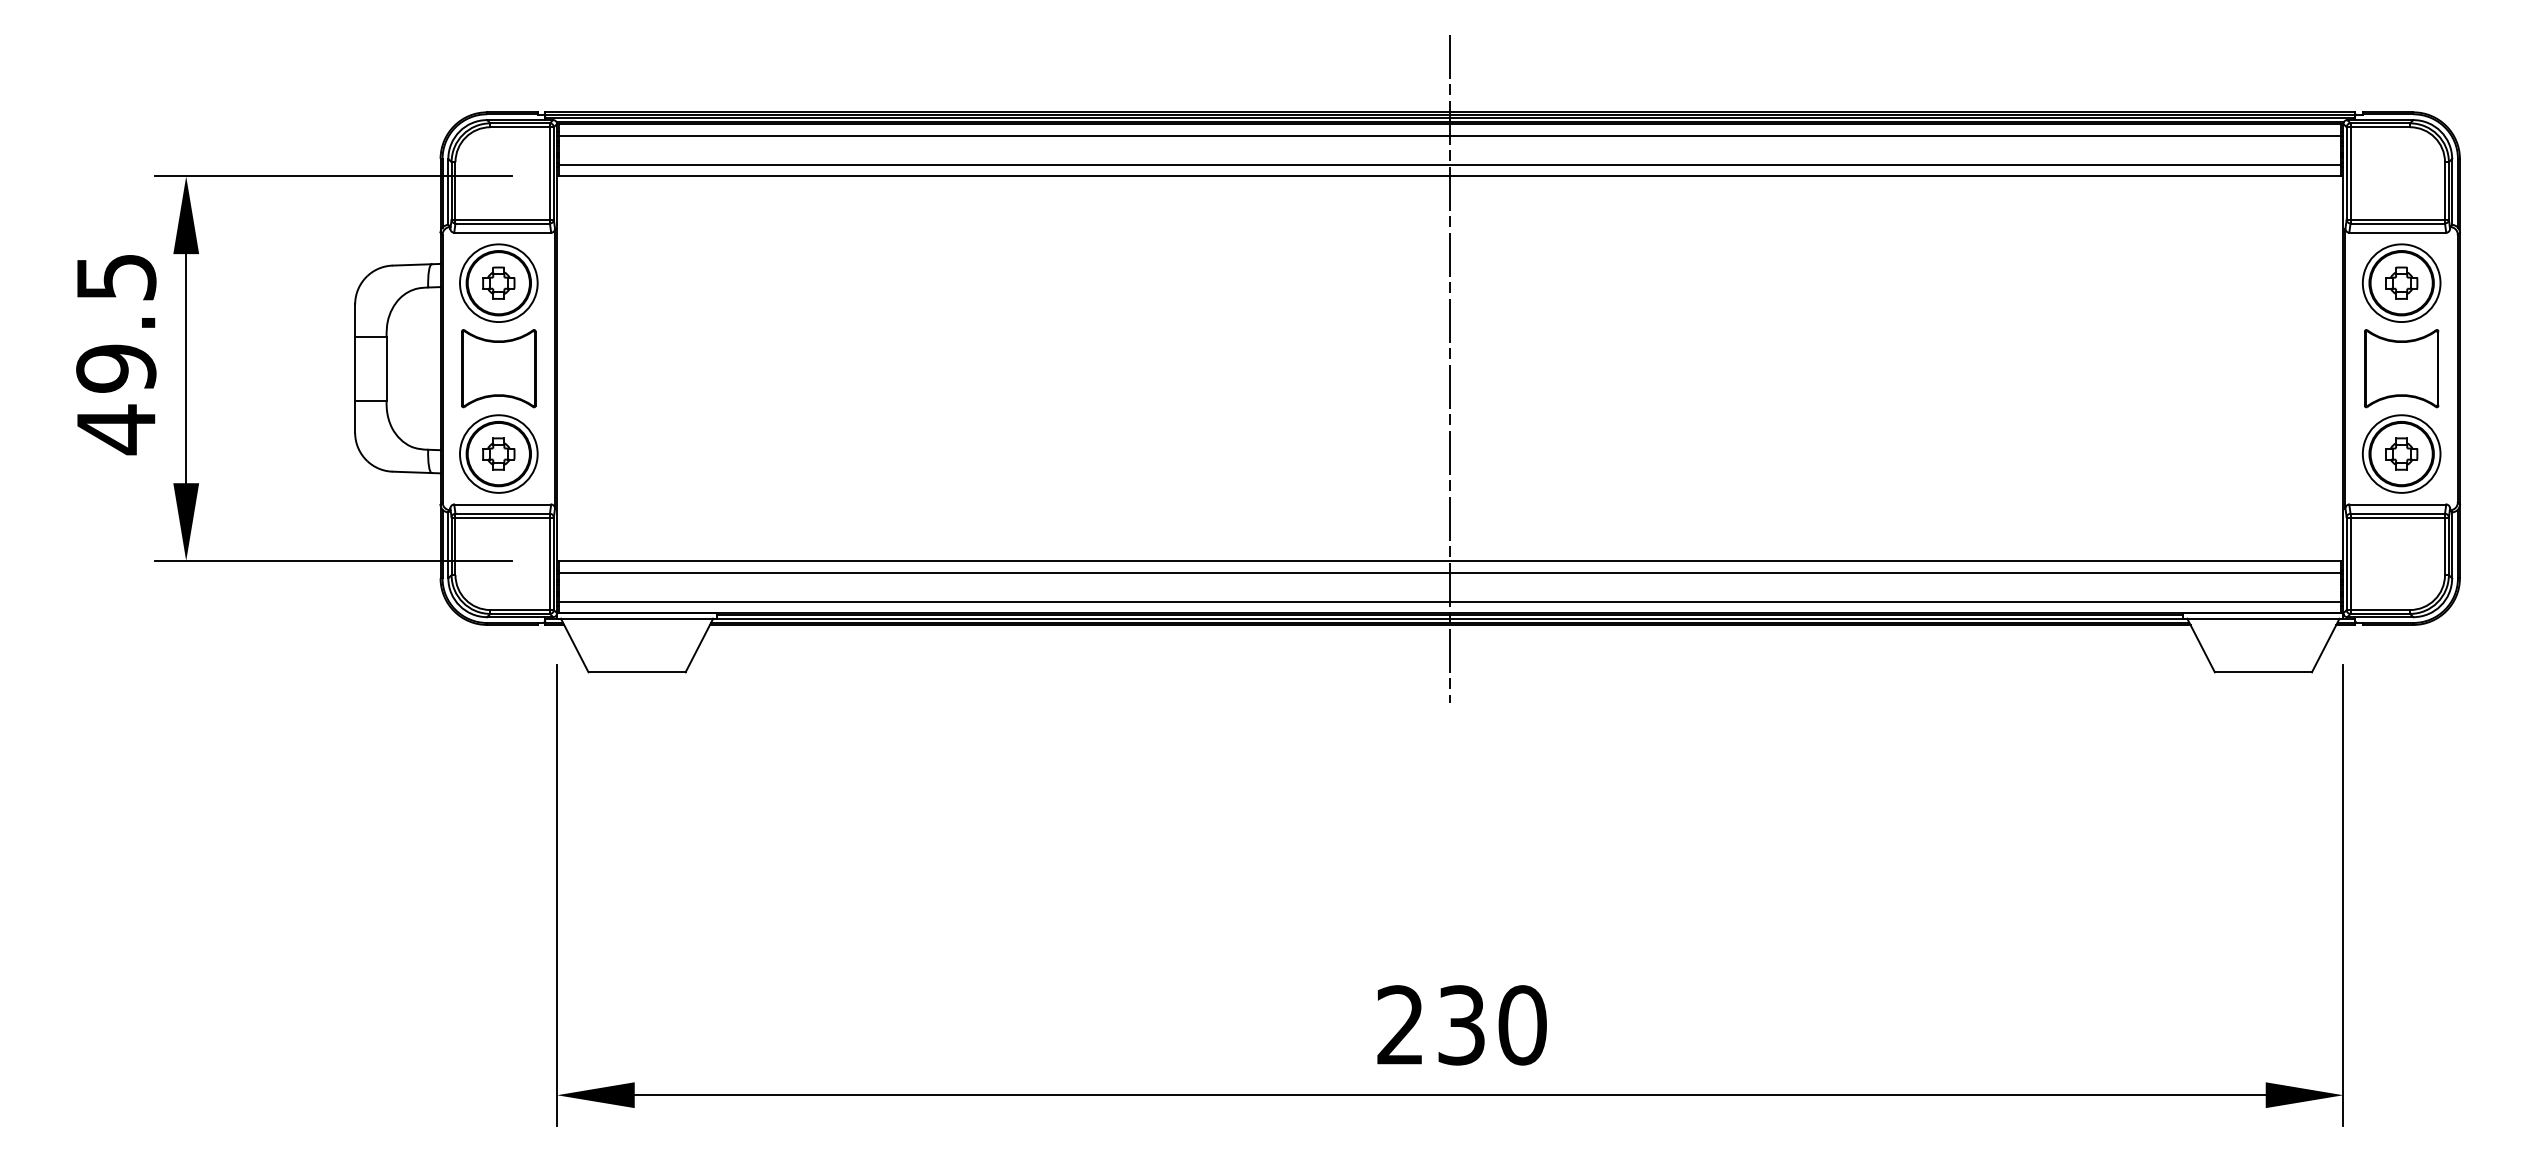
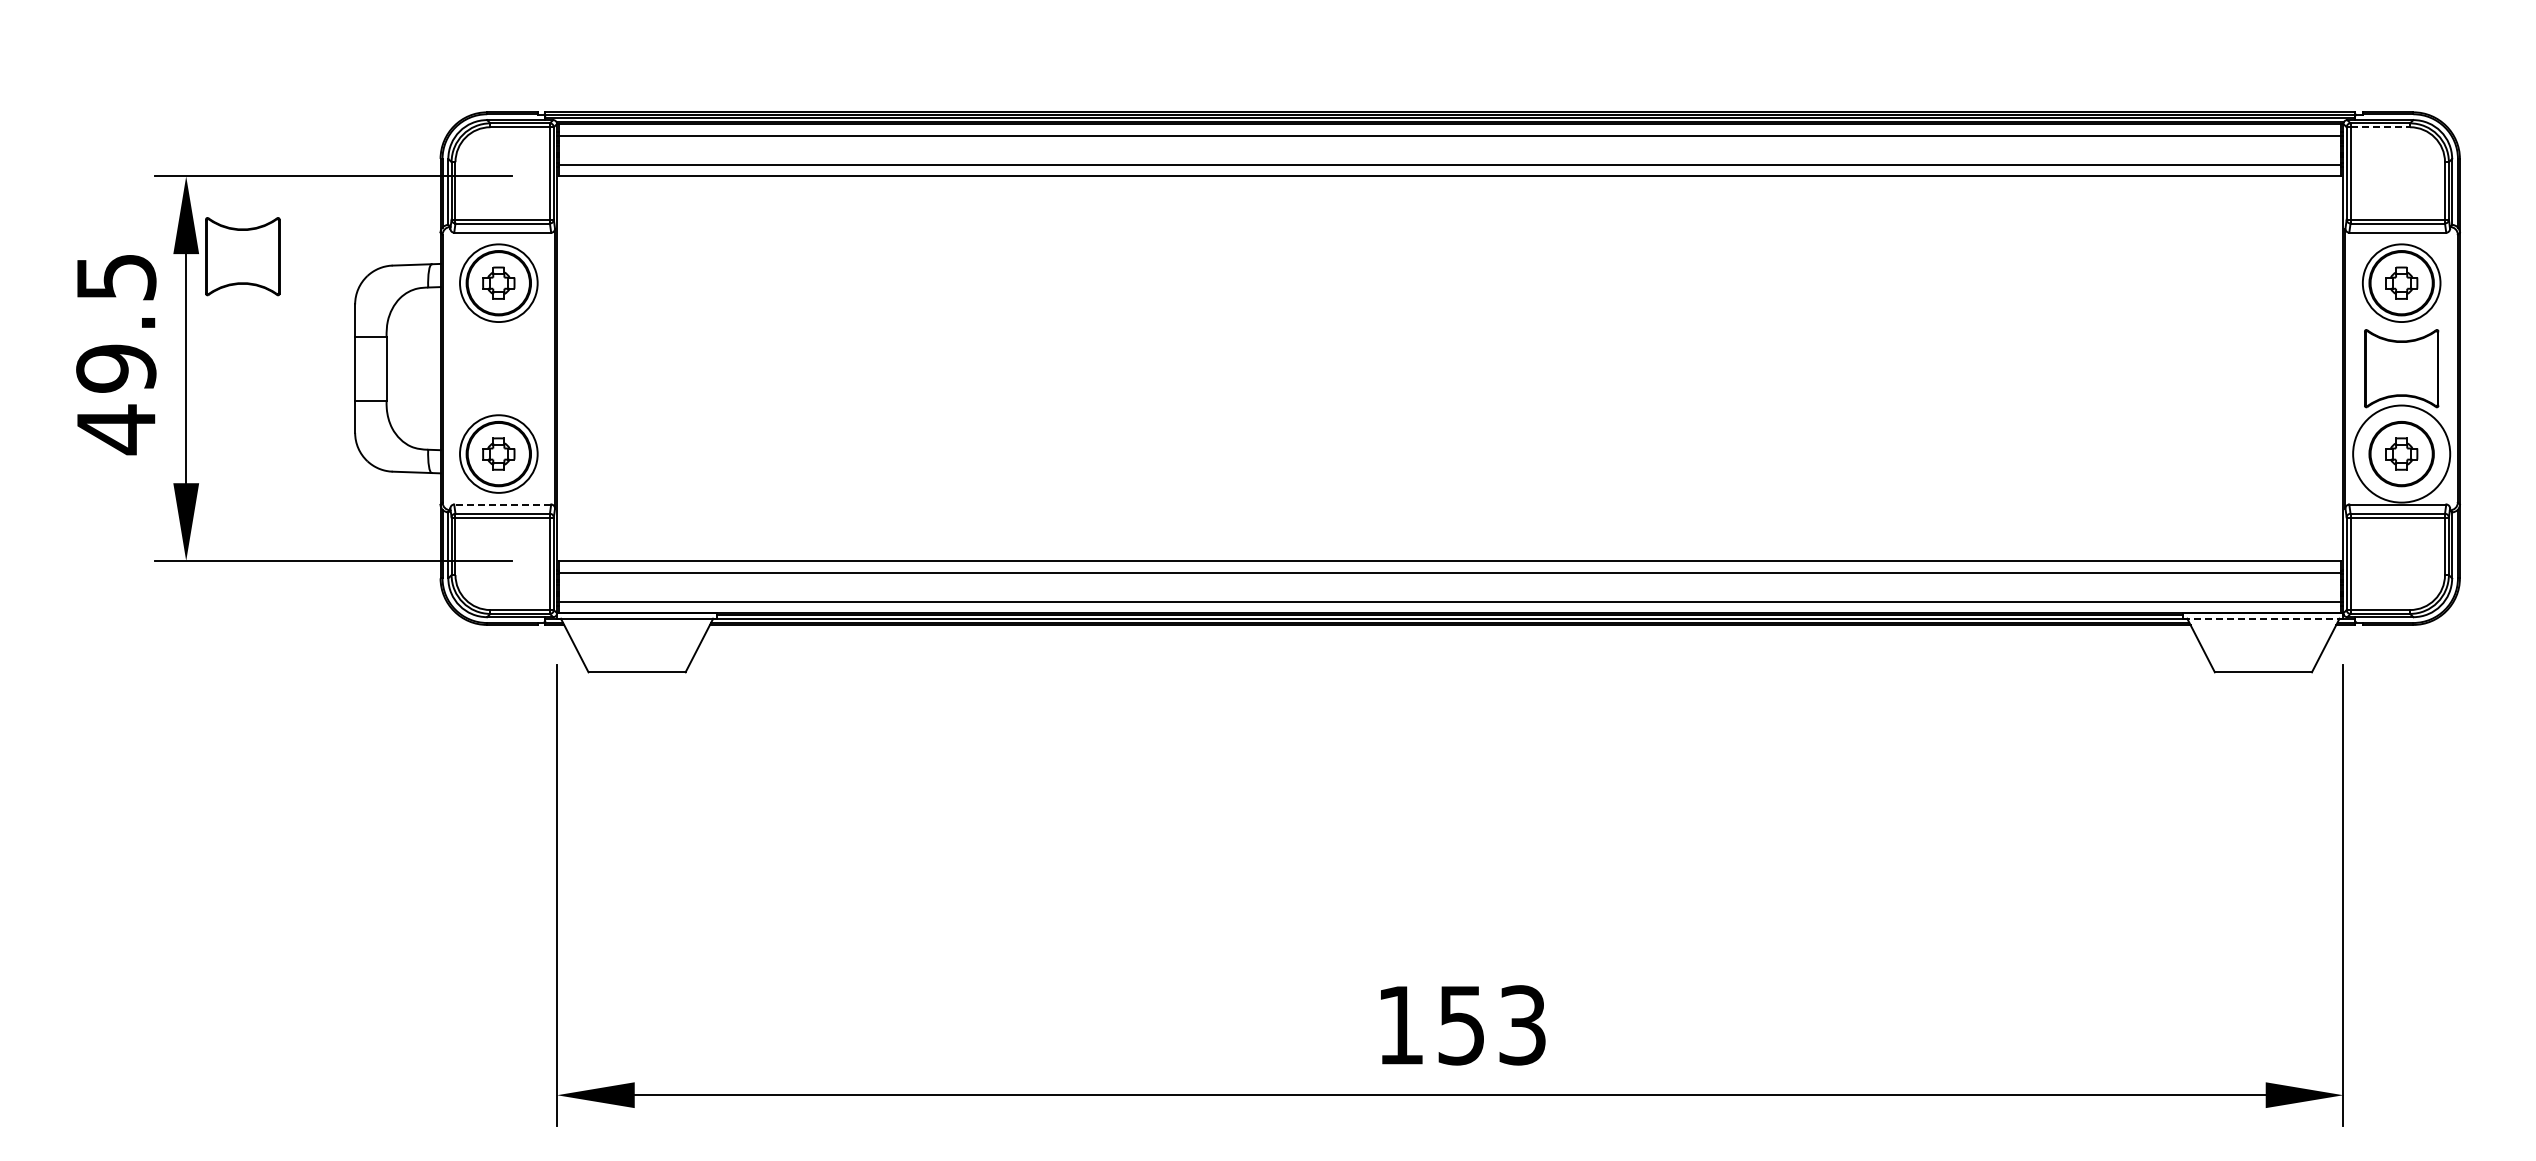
line: solid -> dashed (2380, 127)
part position: (498, 368) -> (242, 256) (242, 256)
line: present -> none (1450, 368)
circle diameter: 78 px -> 97 px (2401, 453)
line: solid -> dashed (502, 504)
line: solid -> dashed (2263, 618)
text: 230 -> 153 (1461, 1025)
